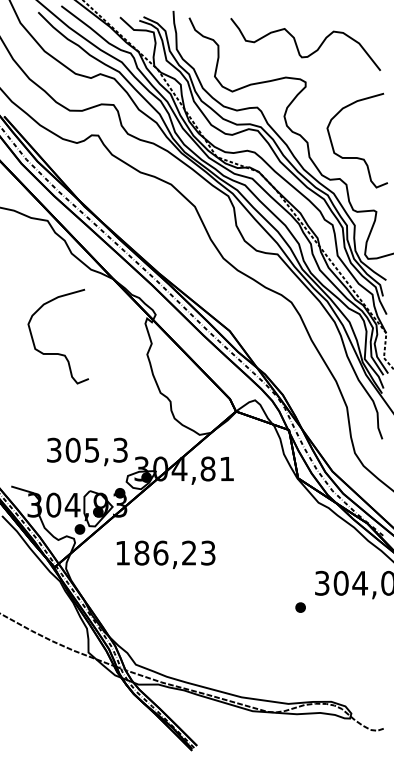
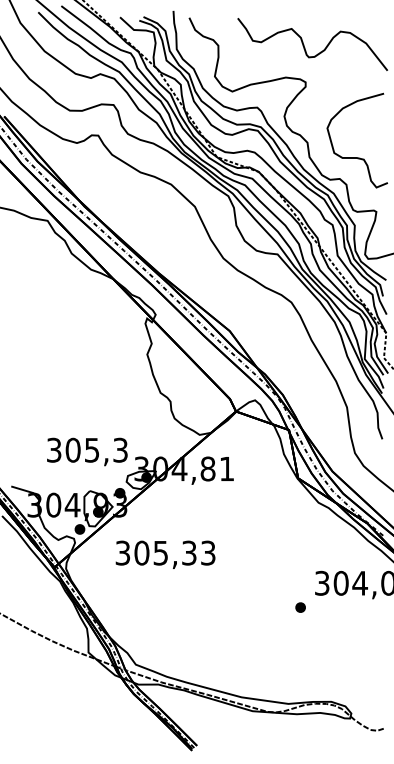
curve position: (298, 47) -> (305, 47) (305, 47)
curve: present -> none (57, 353)
text: 186,23 -> 305,33 (155, 552)
